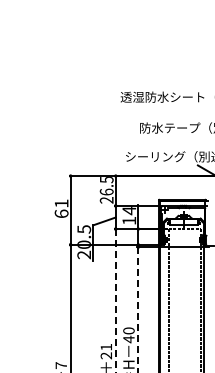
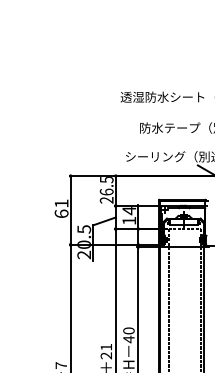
line: dashed -> solid (115, 300)
line: dashed -> solid (138, 310)
